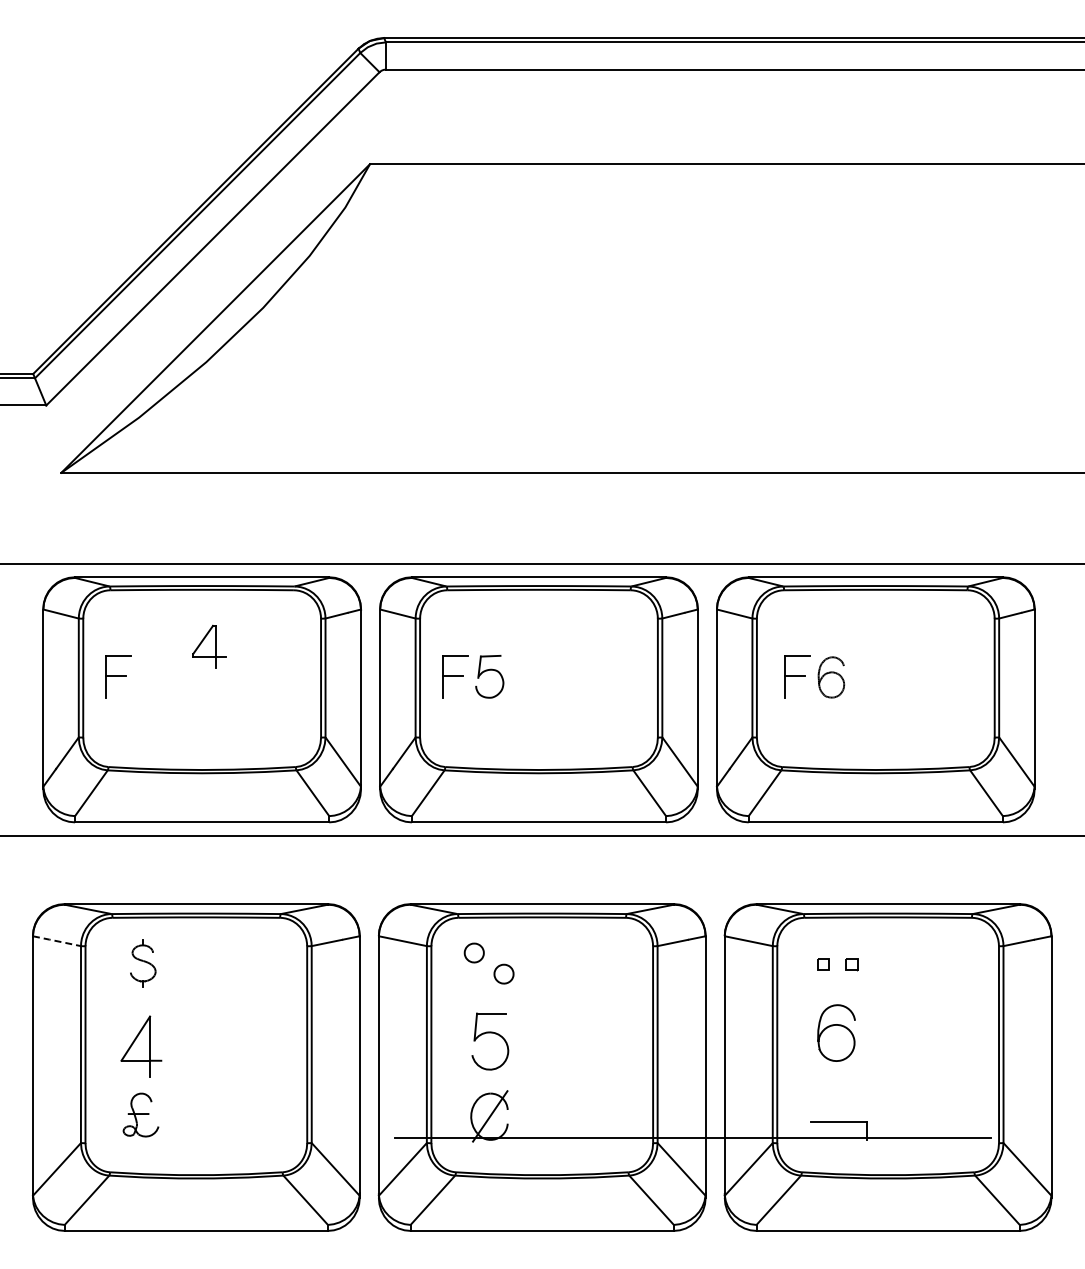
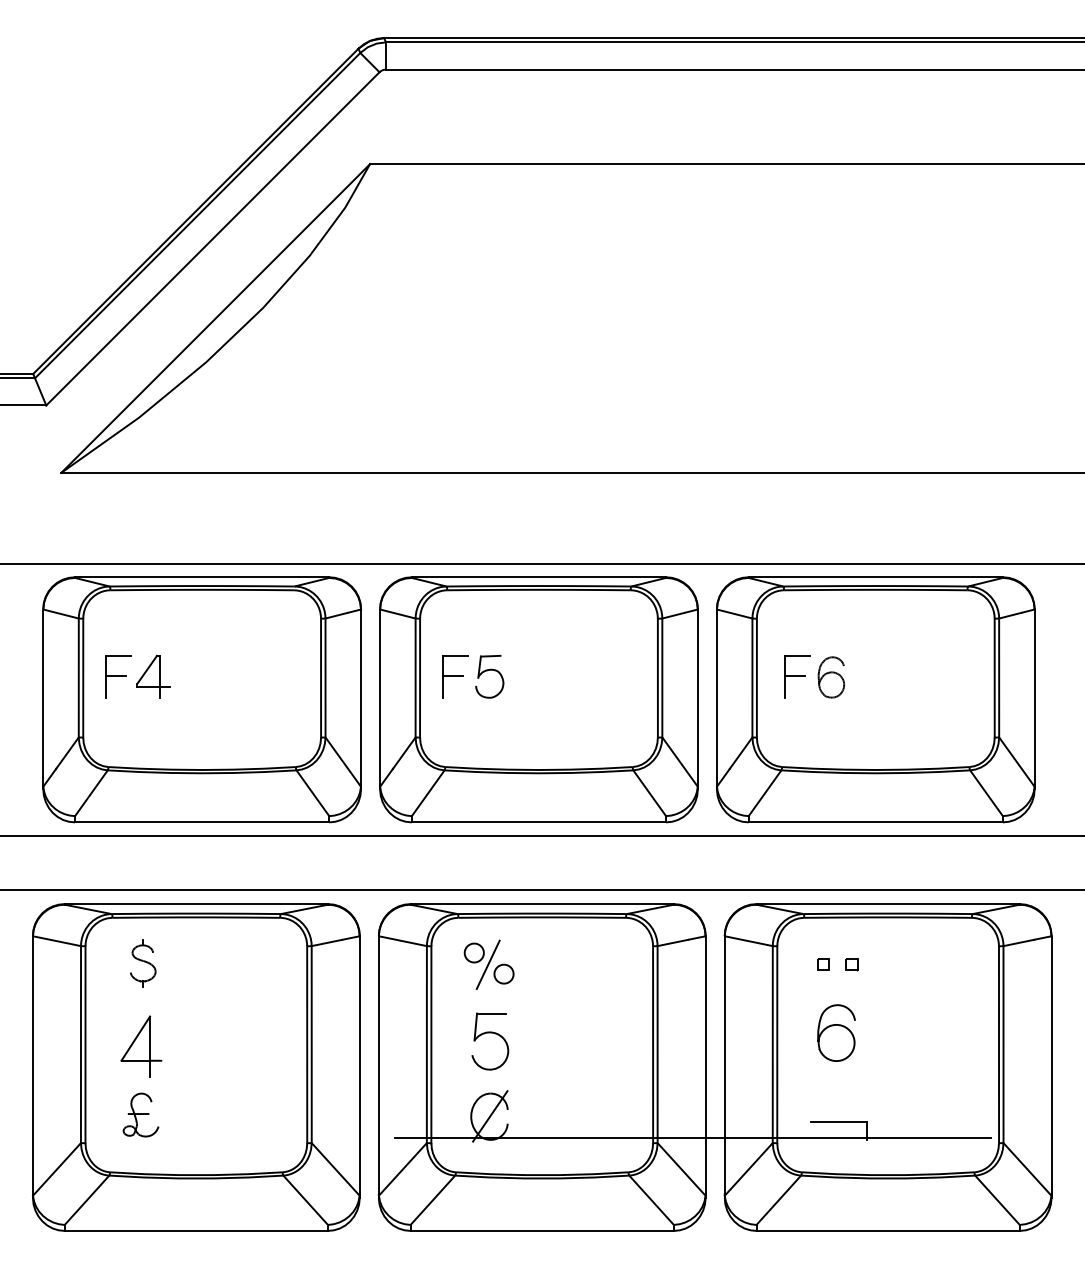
part position: (209, 646) -> (153, 676) (153, 676)
line: none -> present (541, 890)
line: dashed -> solid (57, 941)
line: none -> present (487, 964)
